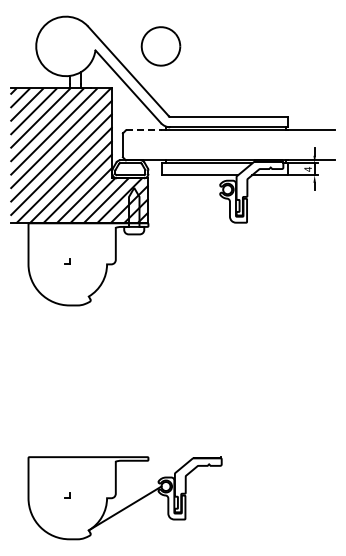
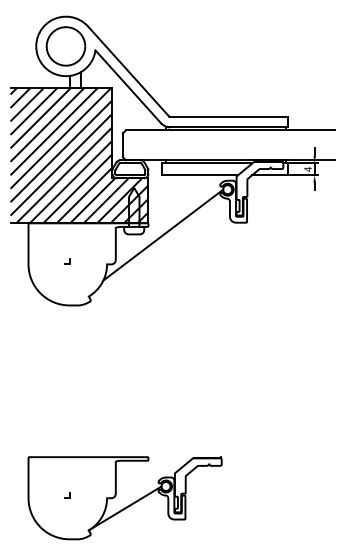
part position: (160, 46) -> (65, 46) (65, 46)
line: dashed -> solid (143, 130)
line: none -> present (163, 234)
